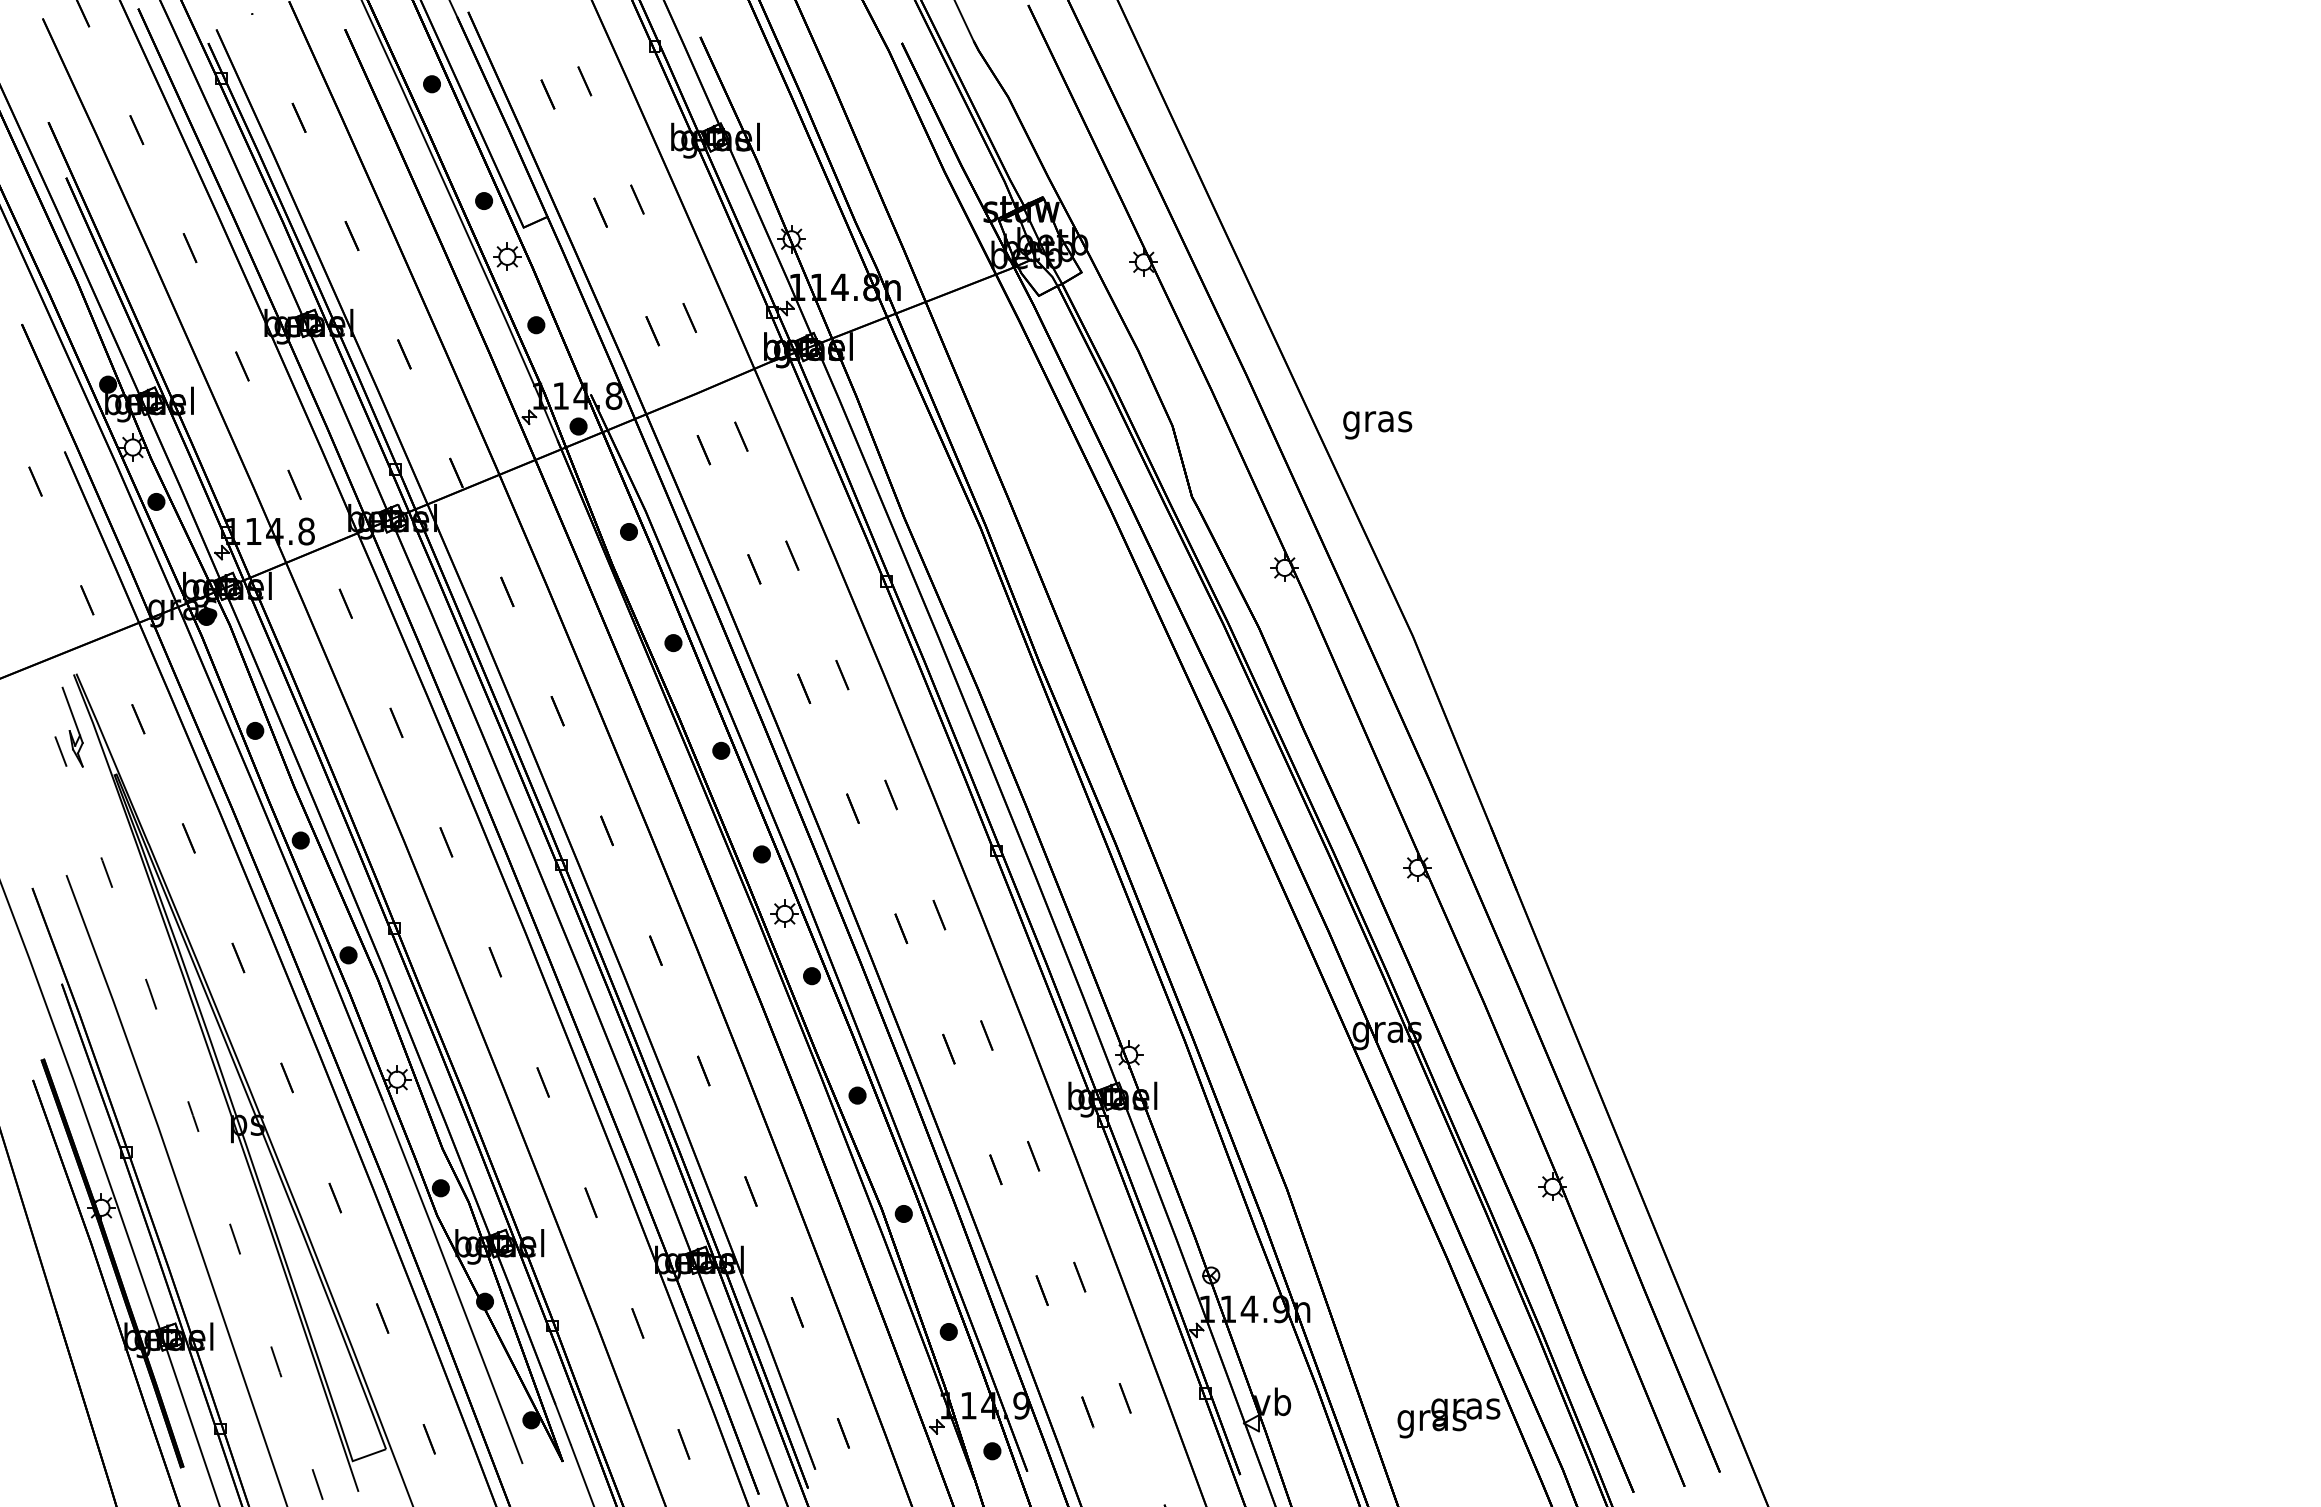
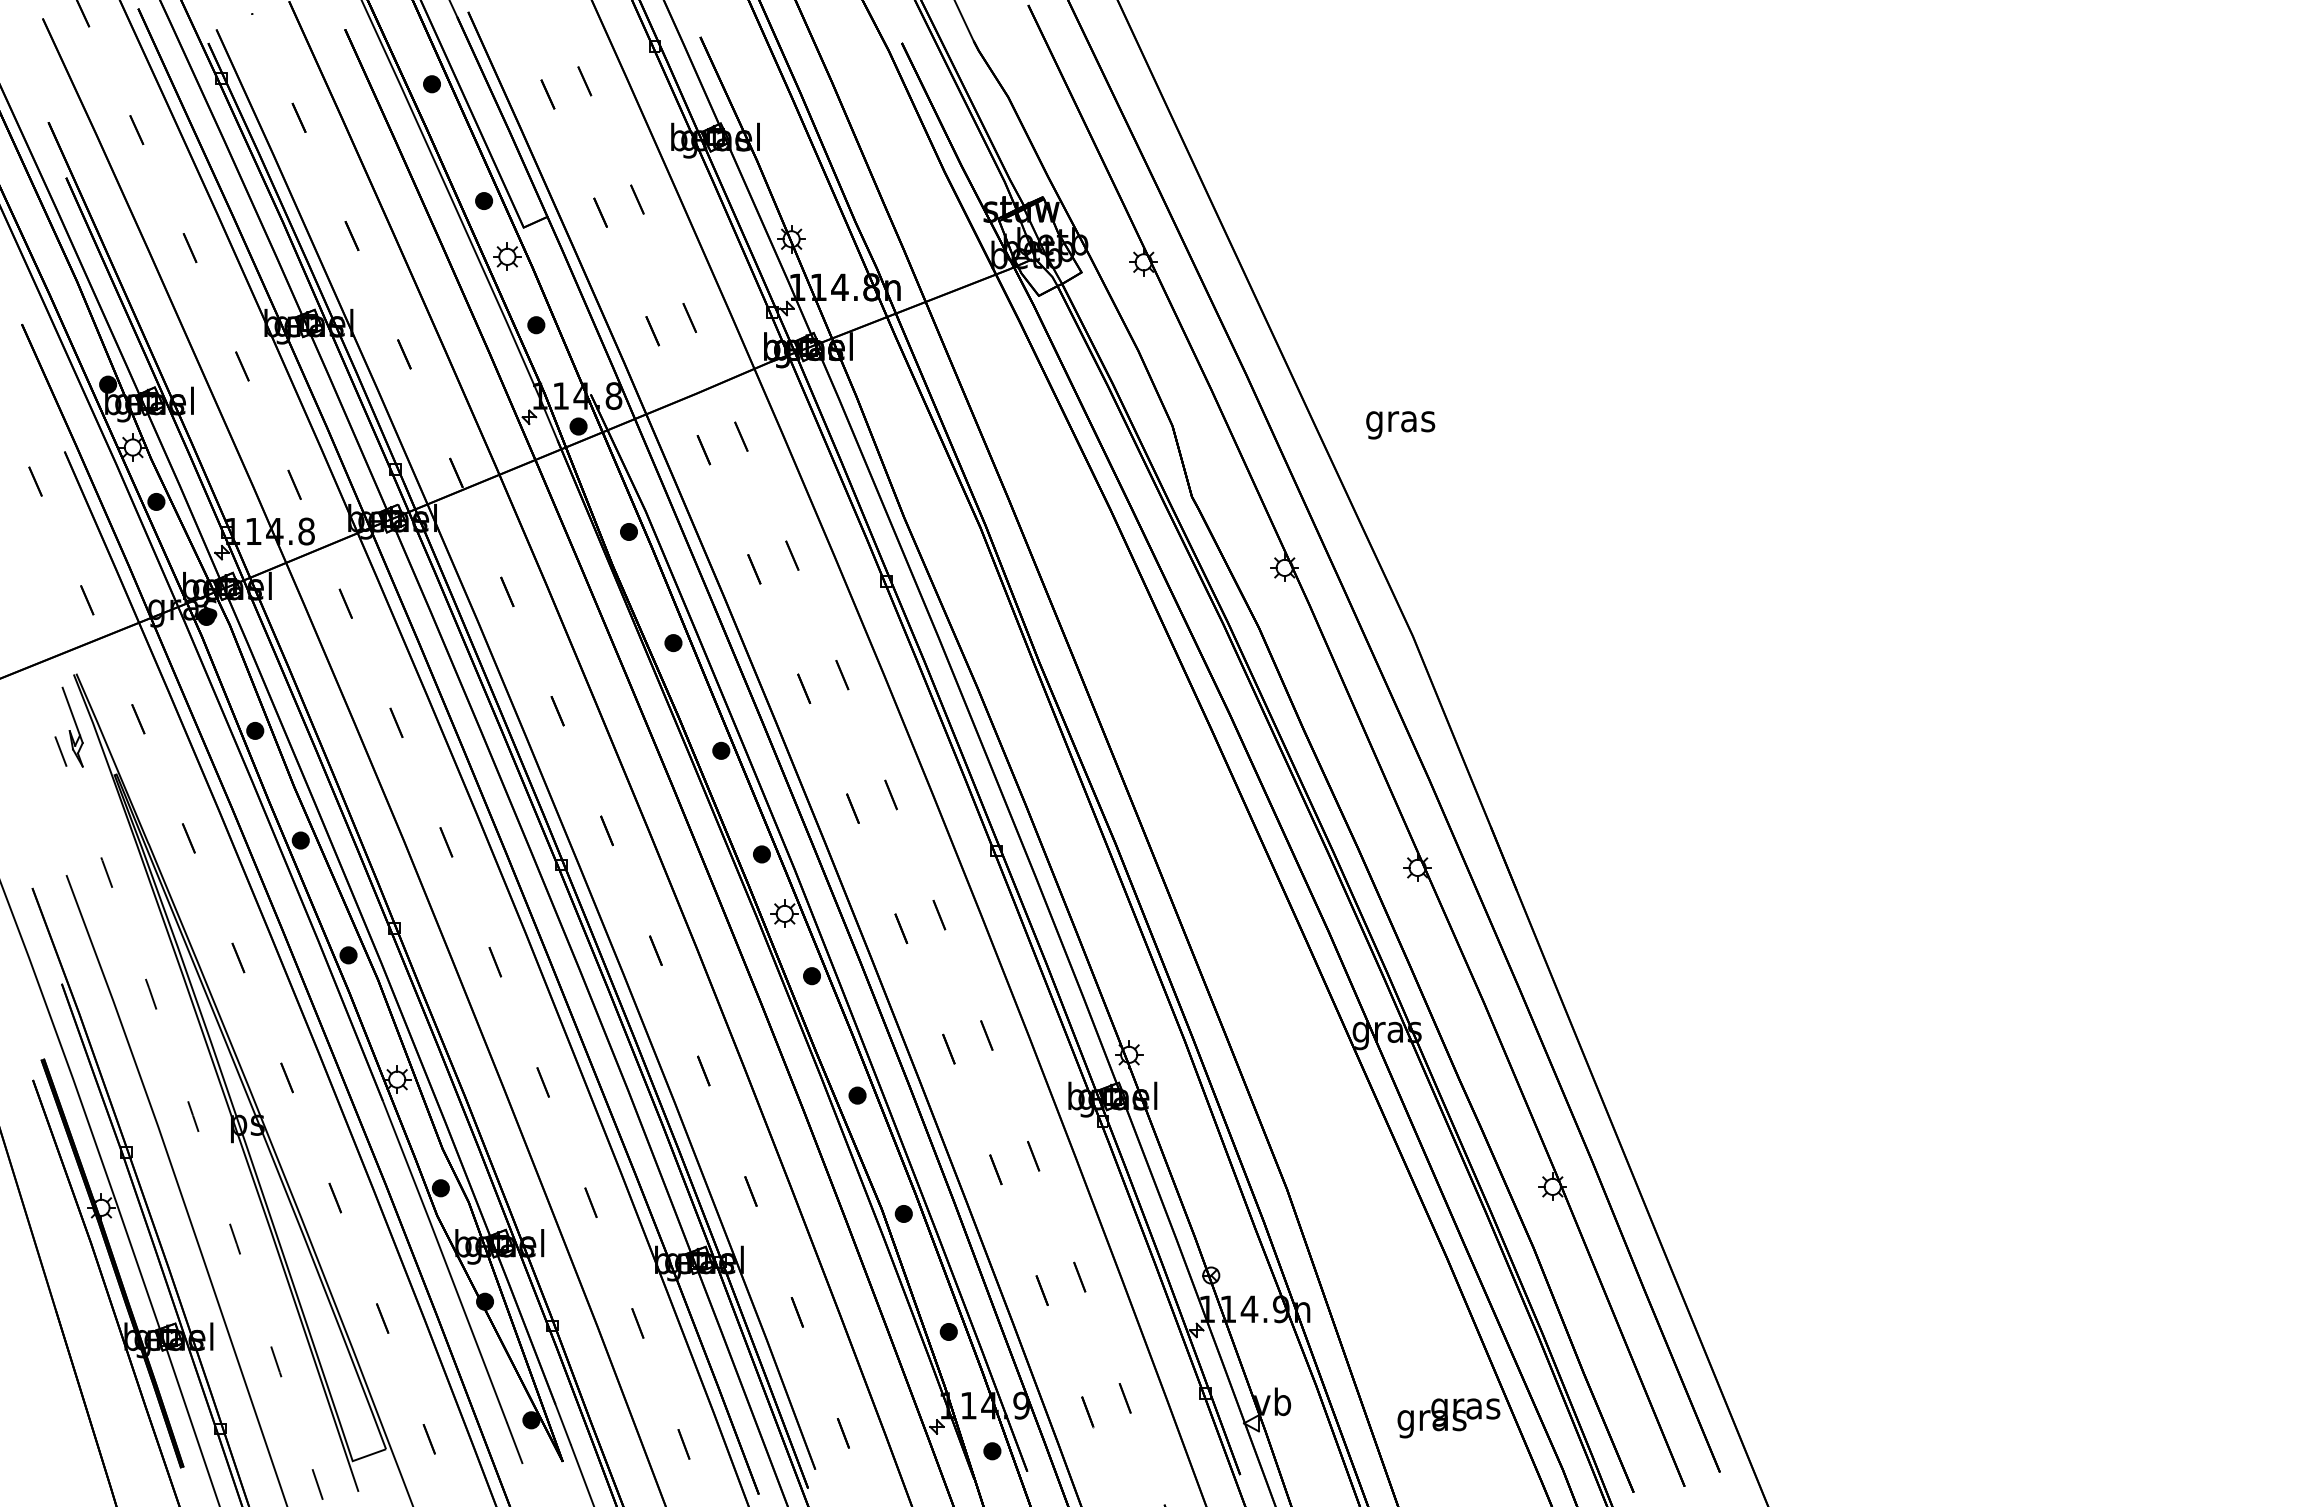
text position: (1377, 425) -> (1400, 425) (1400, 425)
